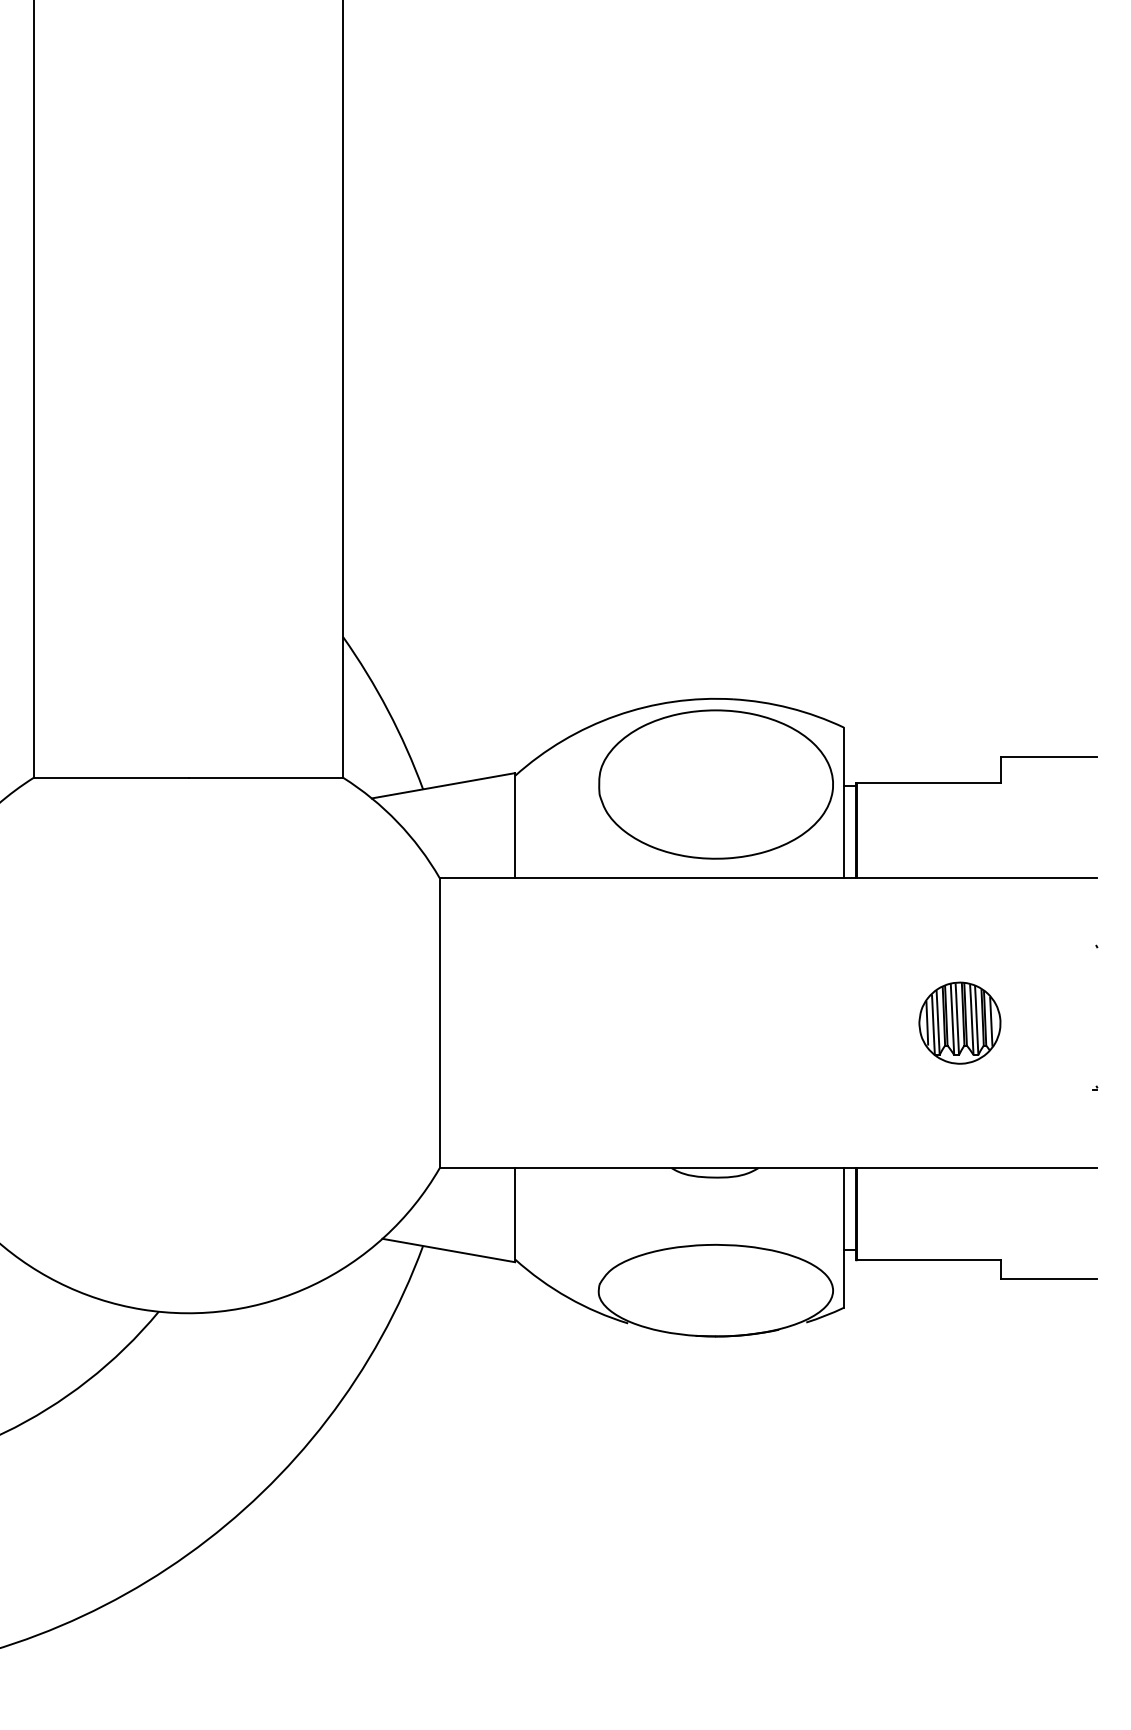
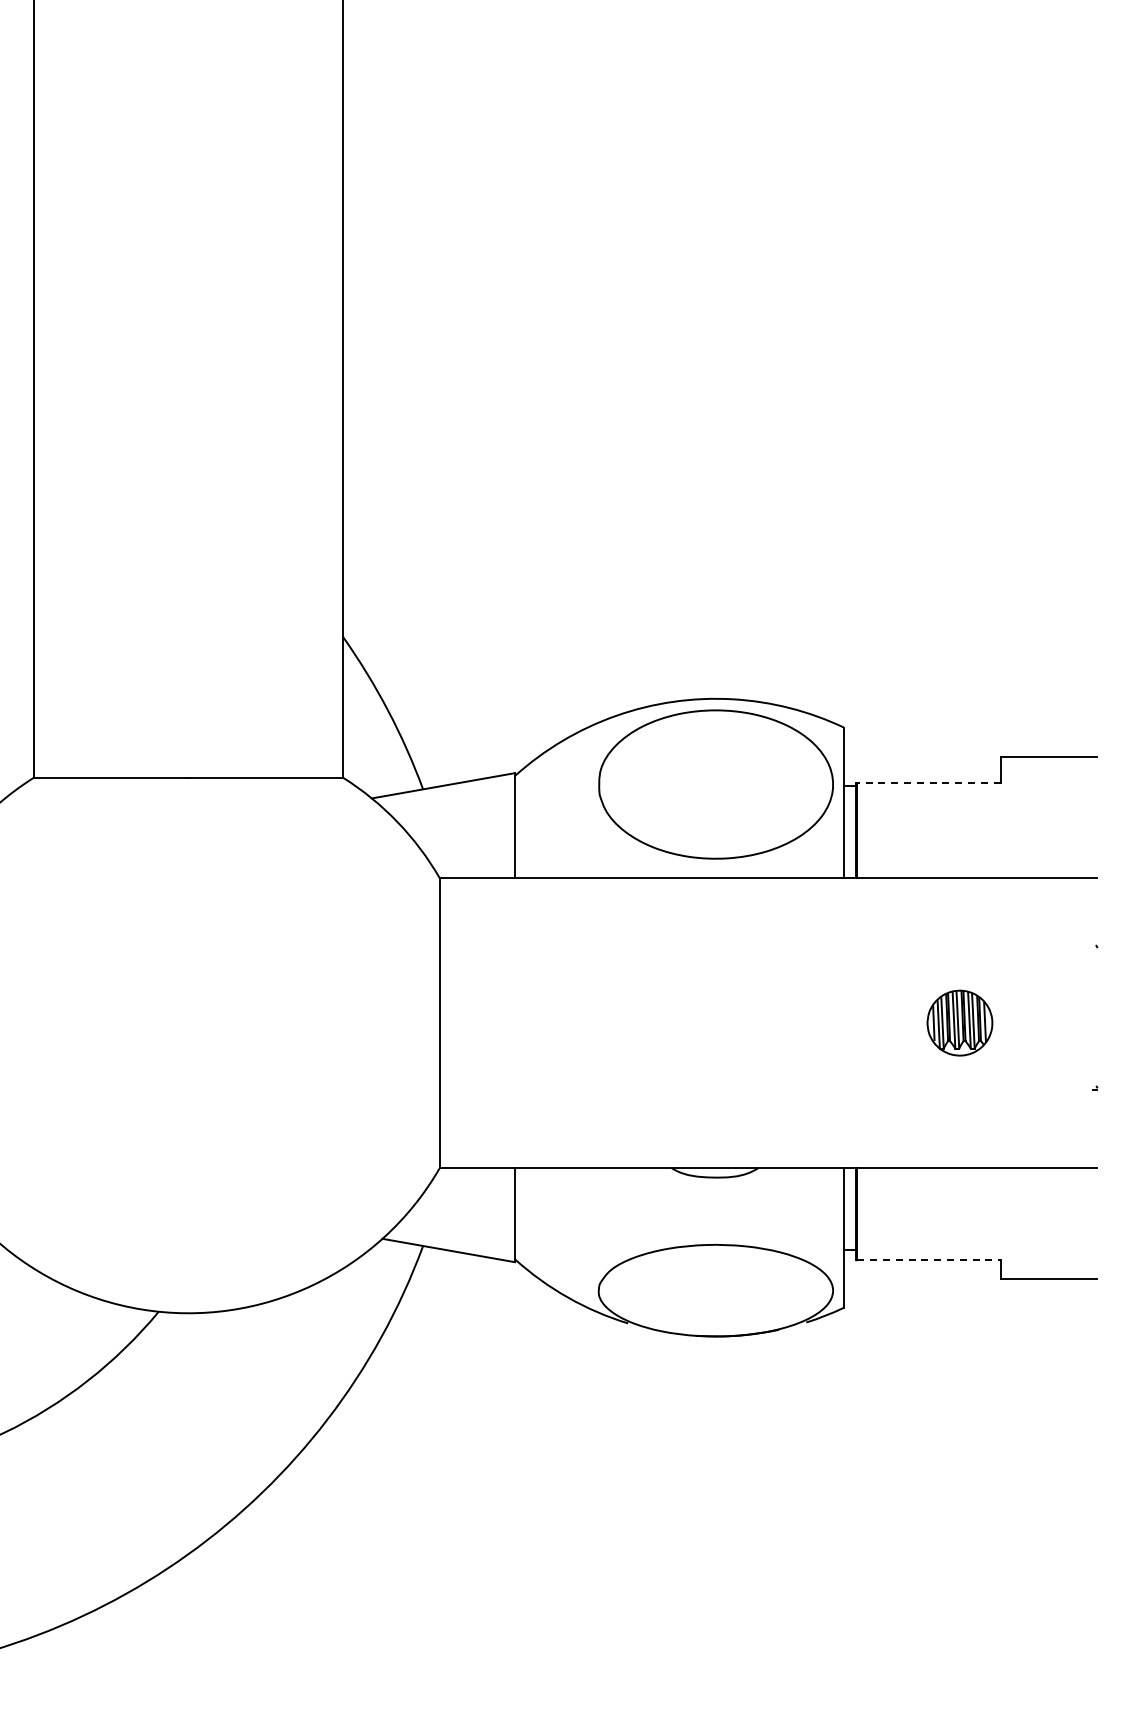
line: solid -> dashed (928, 782)
part size: 84x84 px -> 68x68 px (959, 1022)
line: solid -> dashed (928, 1260)
